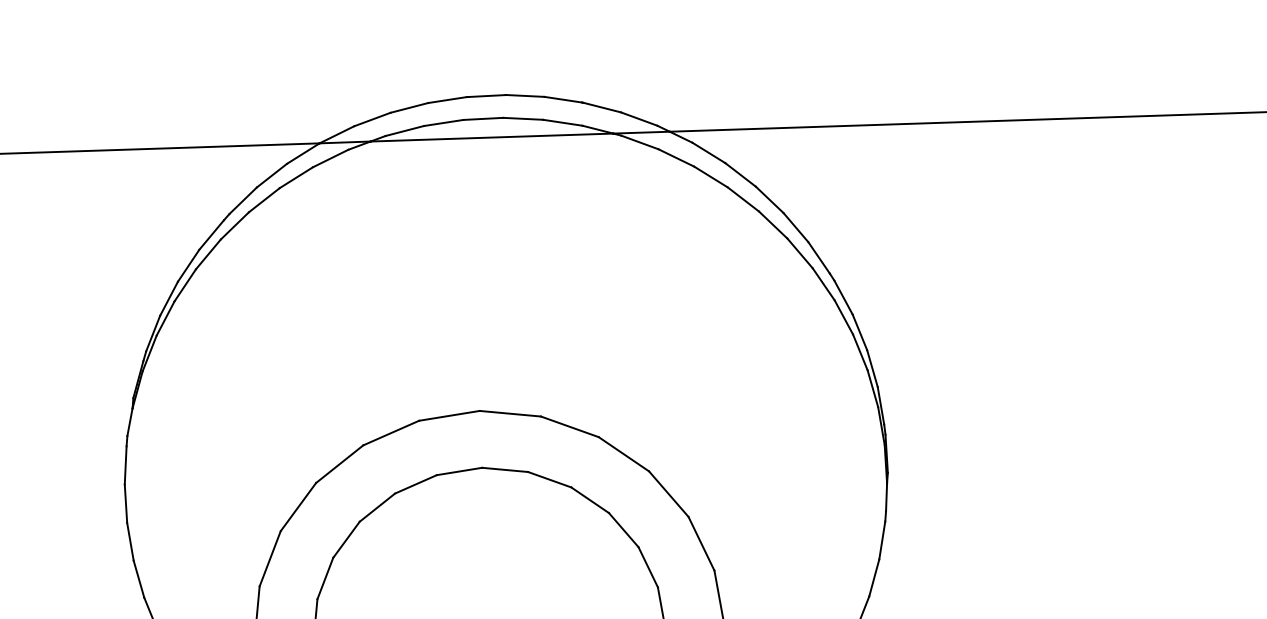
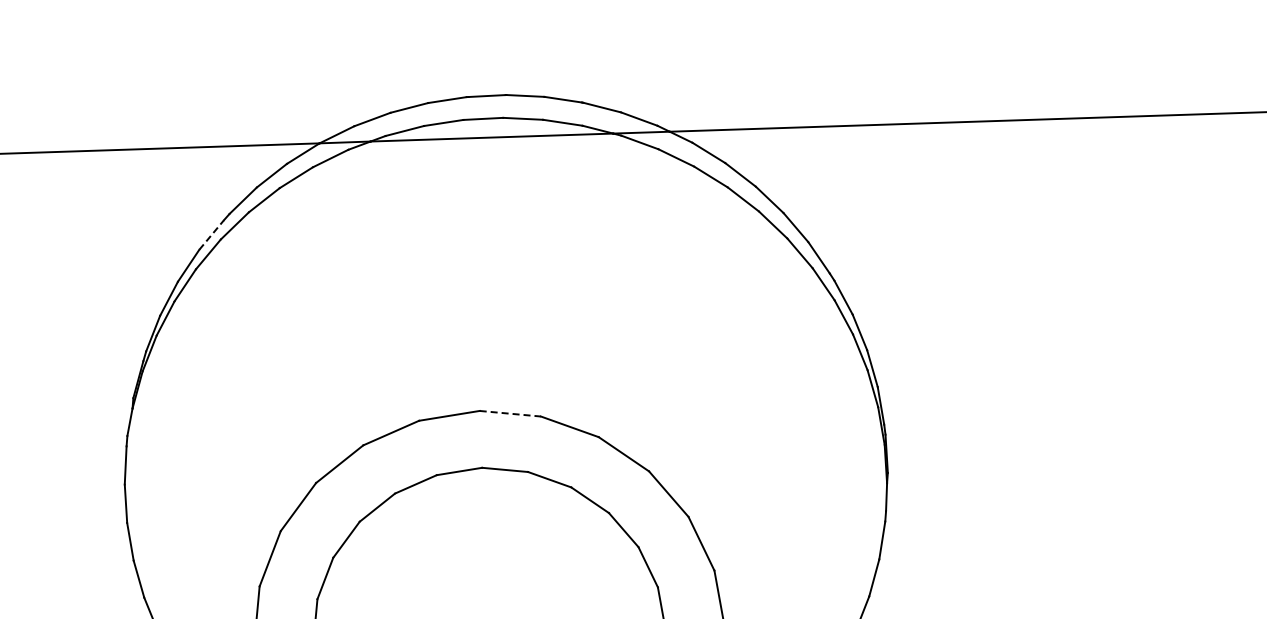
line: solid -> dashed (211, 234)
line: solid -> dashed (510, 413)
